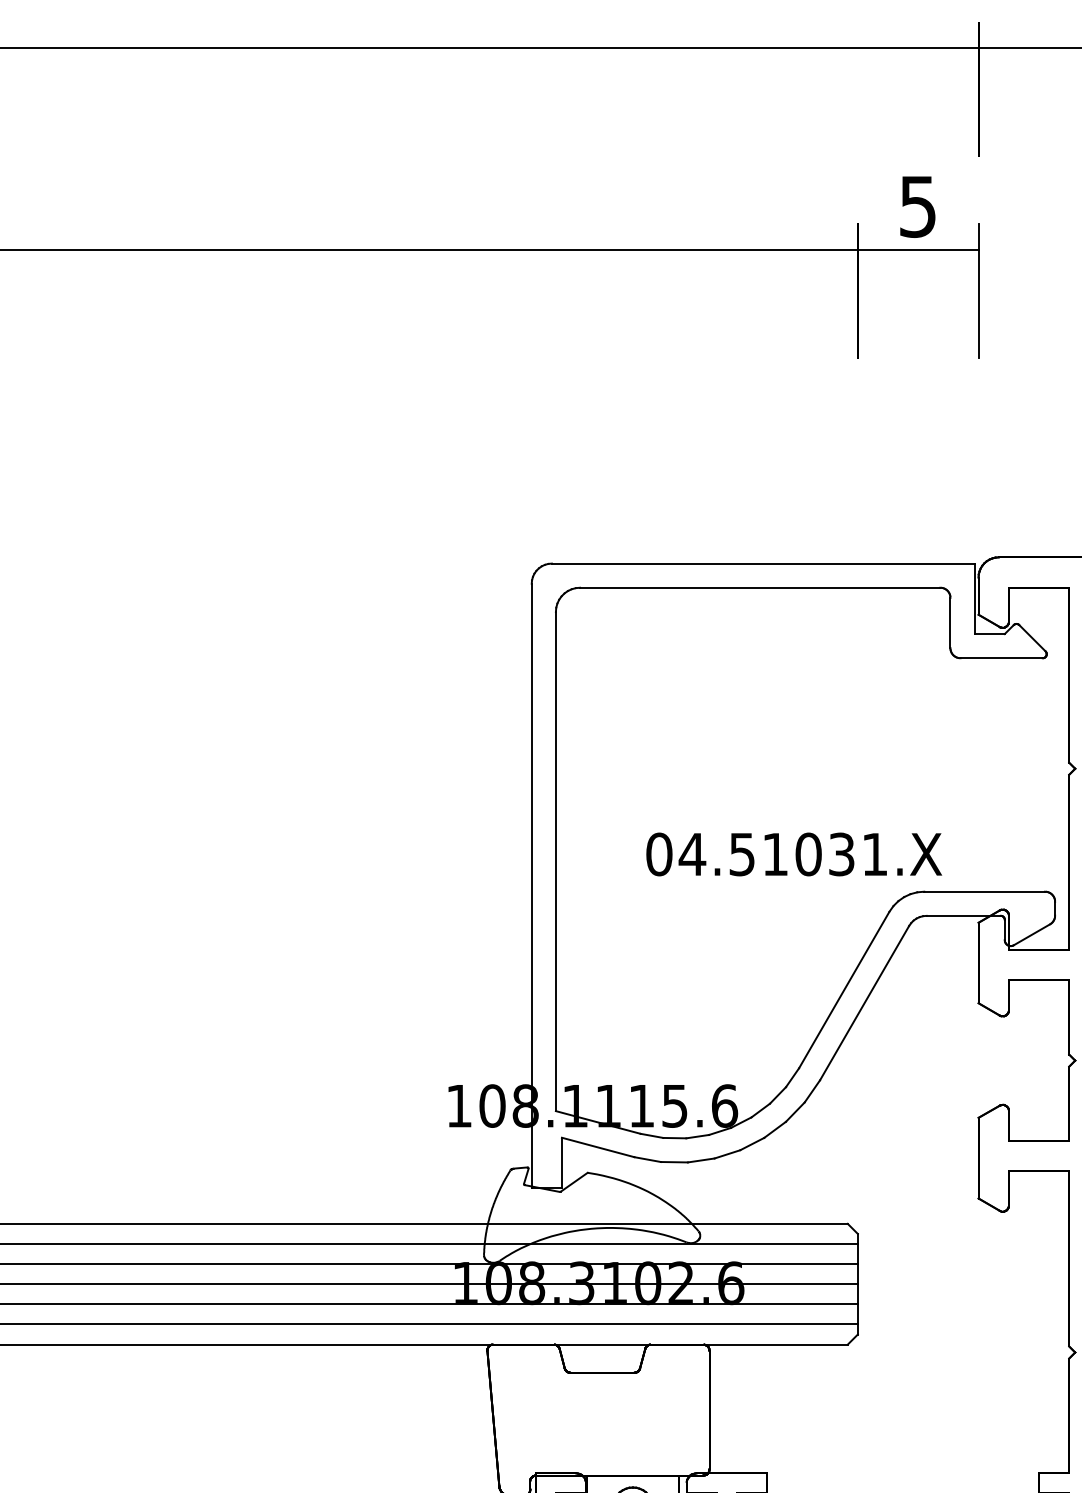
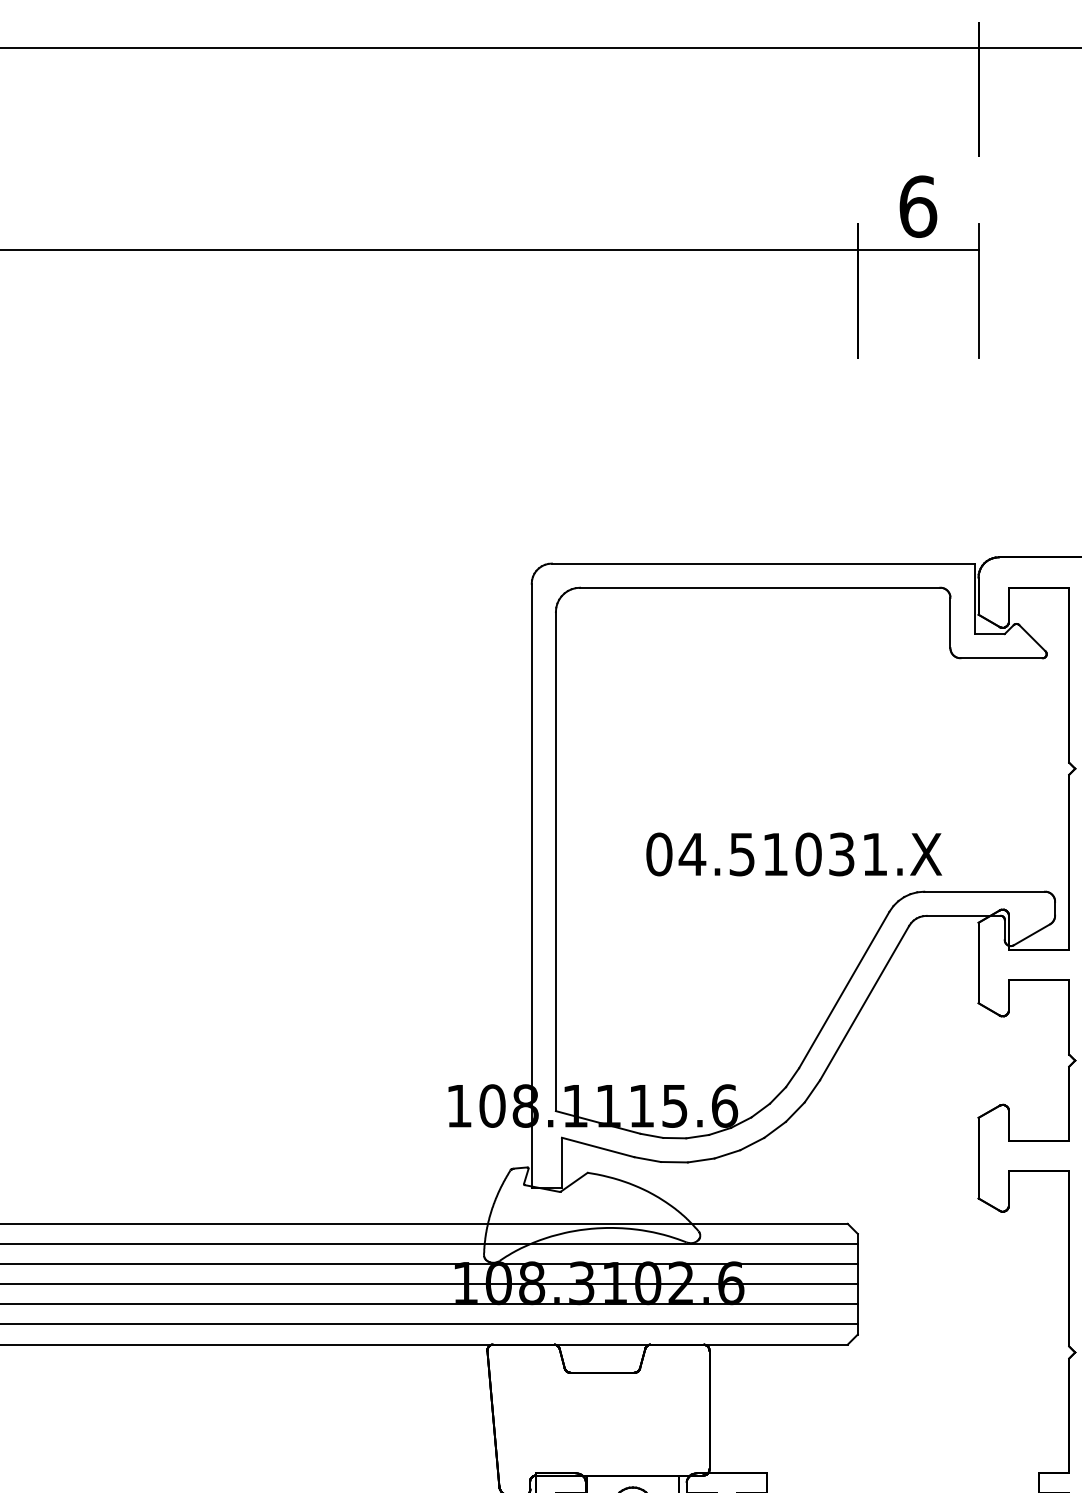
text: 5 -> 6 (918, 206)
